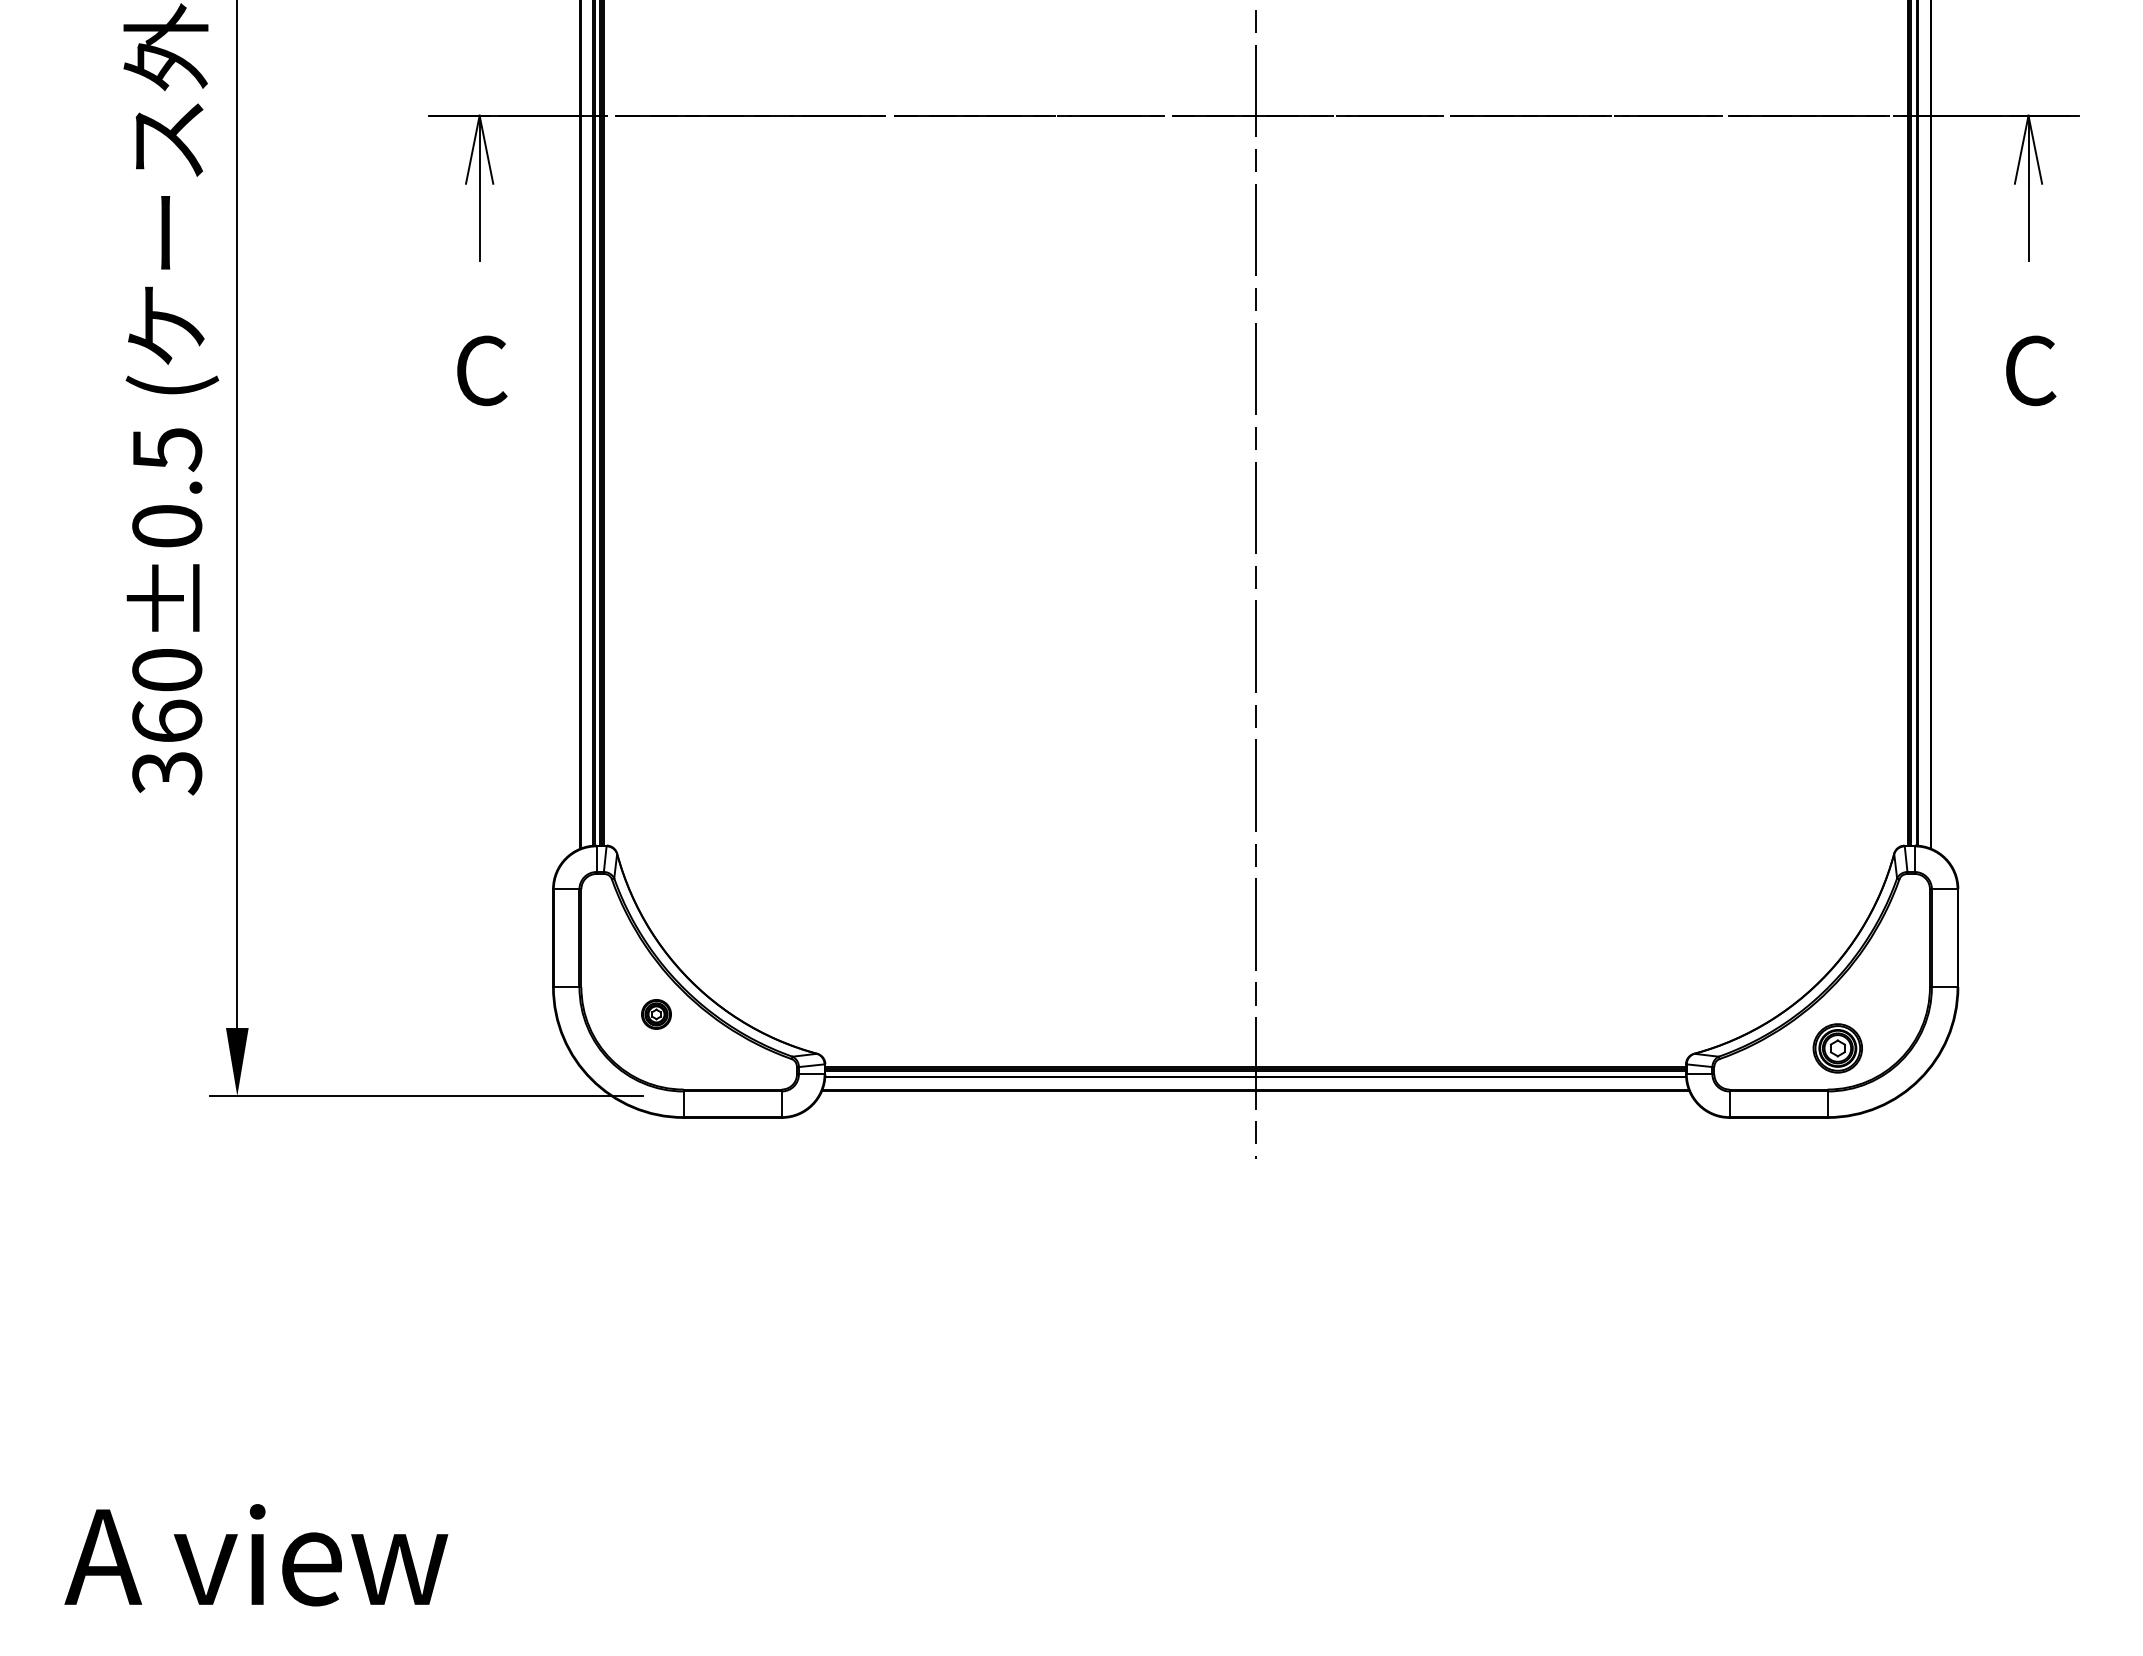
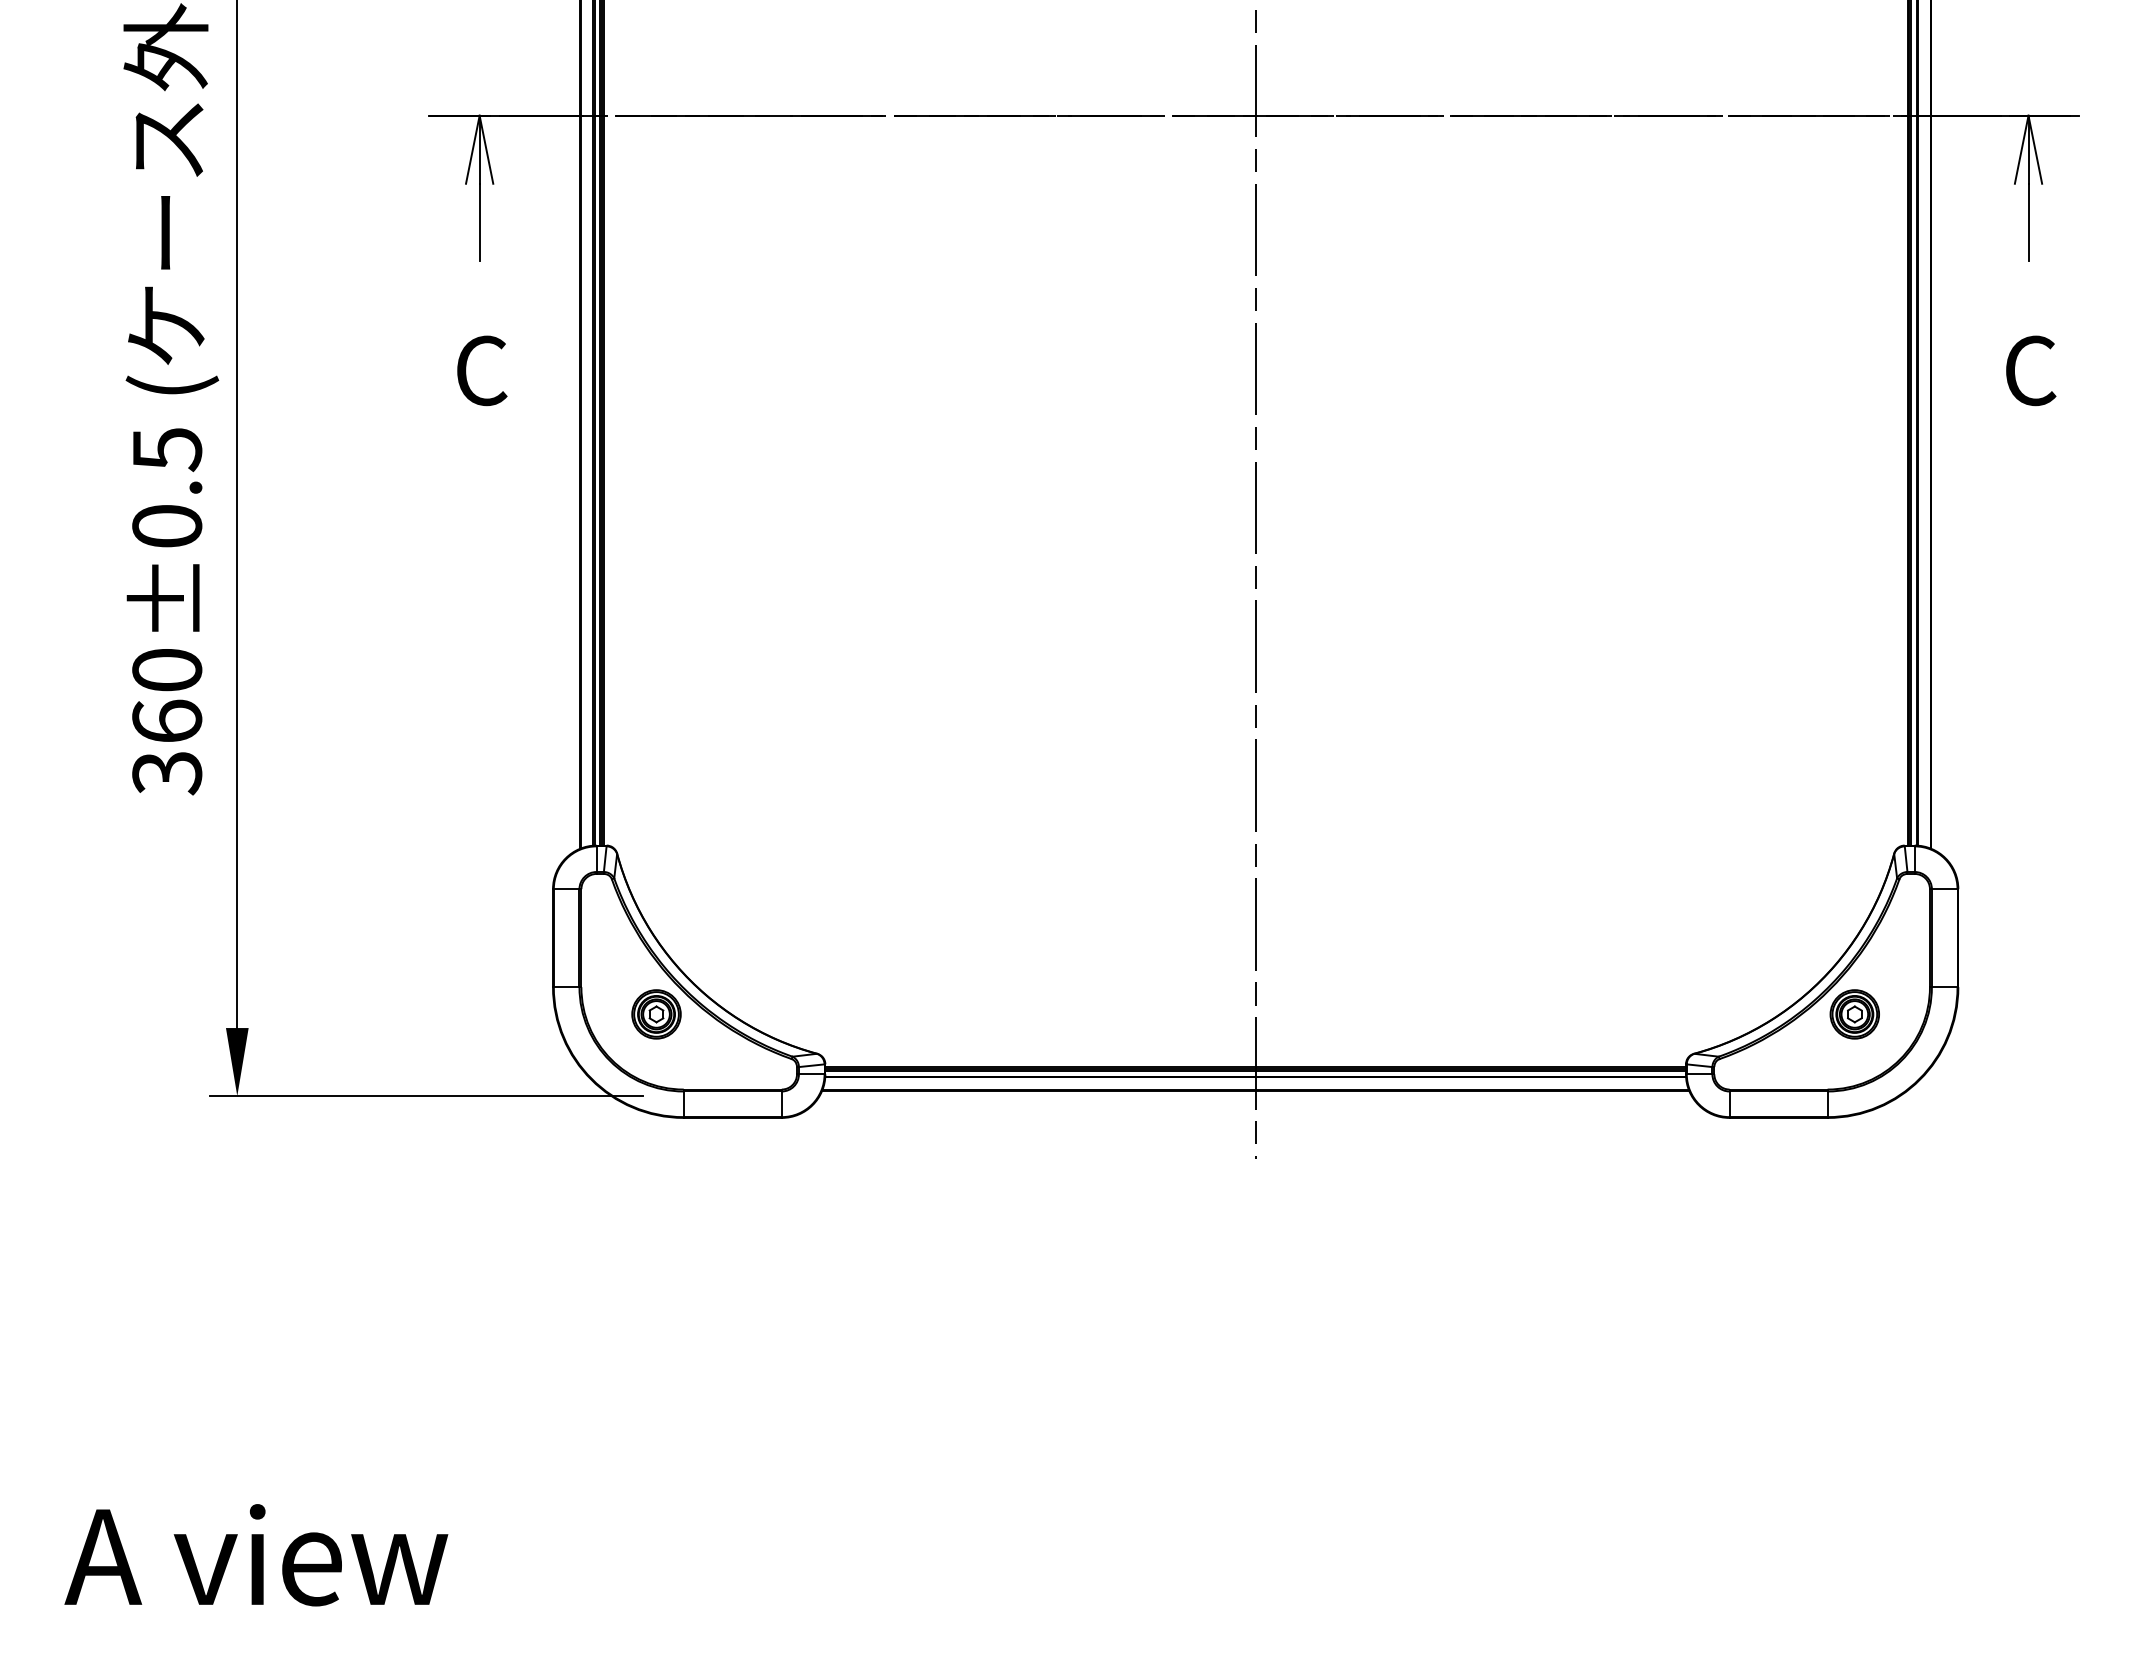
part size: 31x31 px -> 51x51 px (656, 1014)
part position: (1837, 1048) -> (1854, 1014) (1854, 1014)
